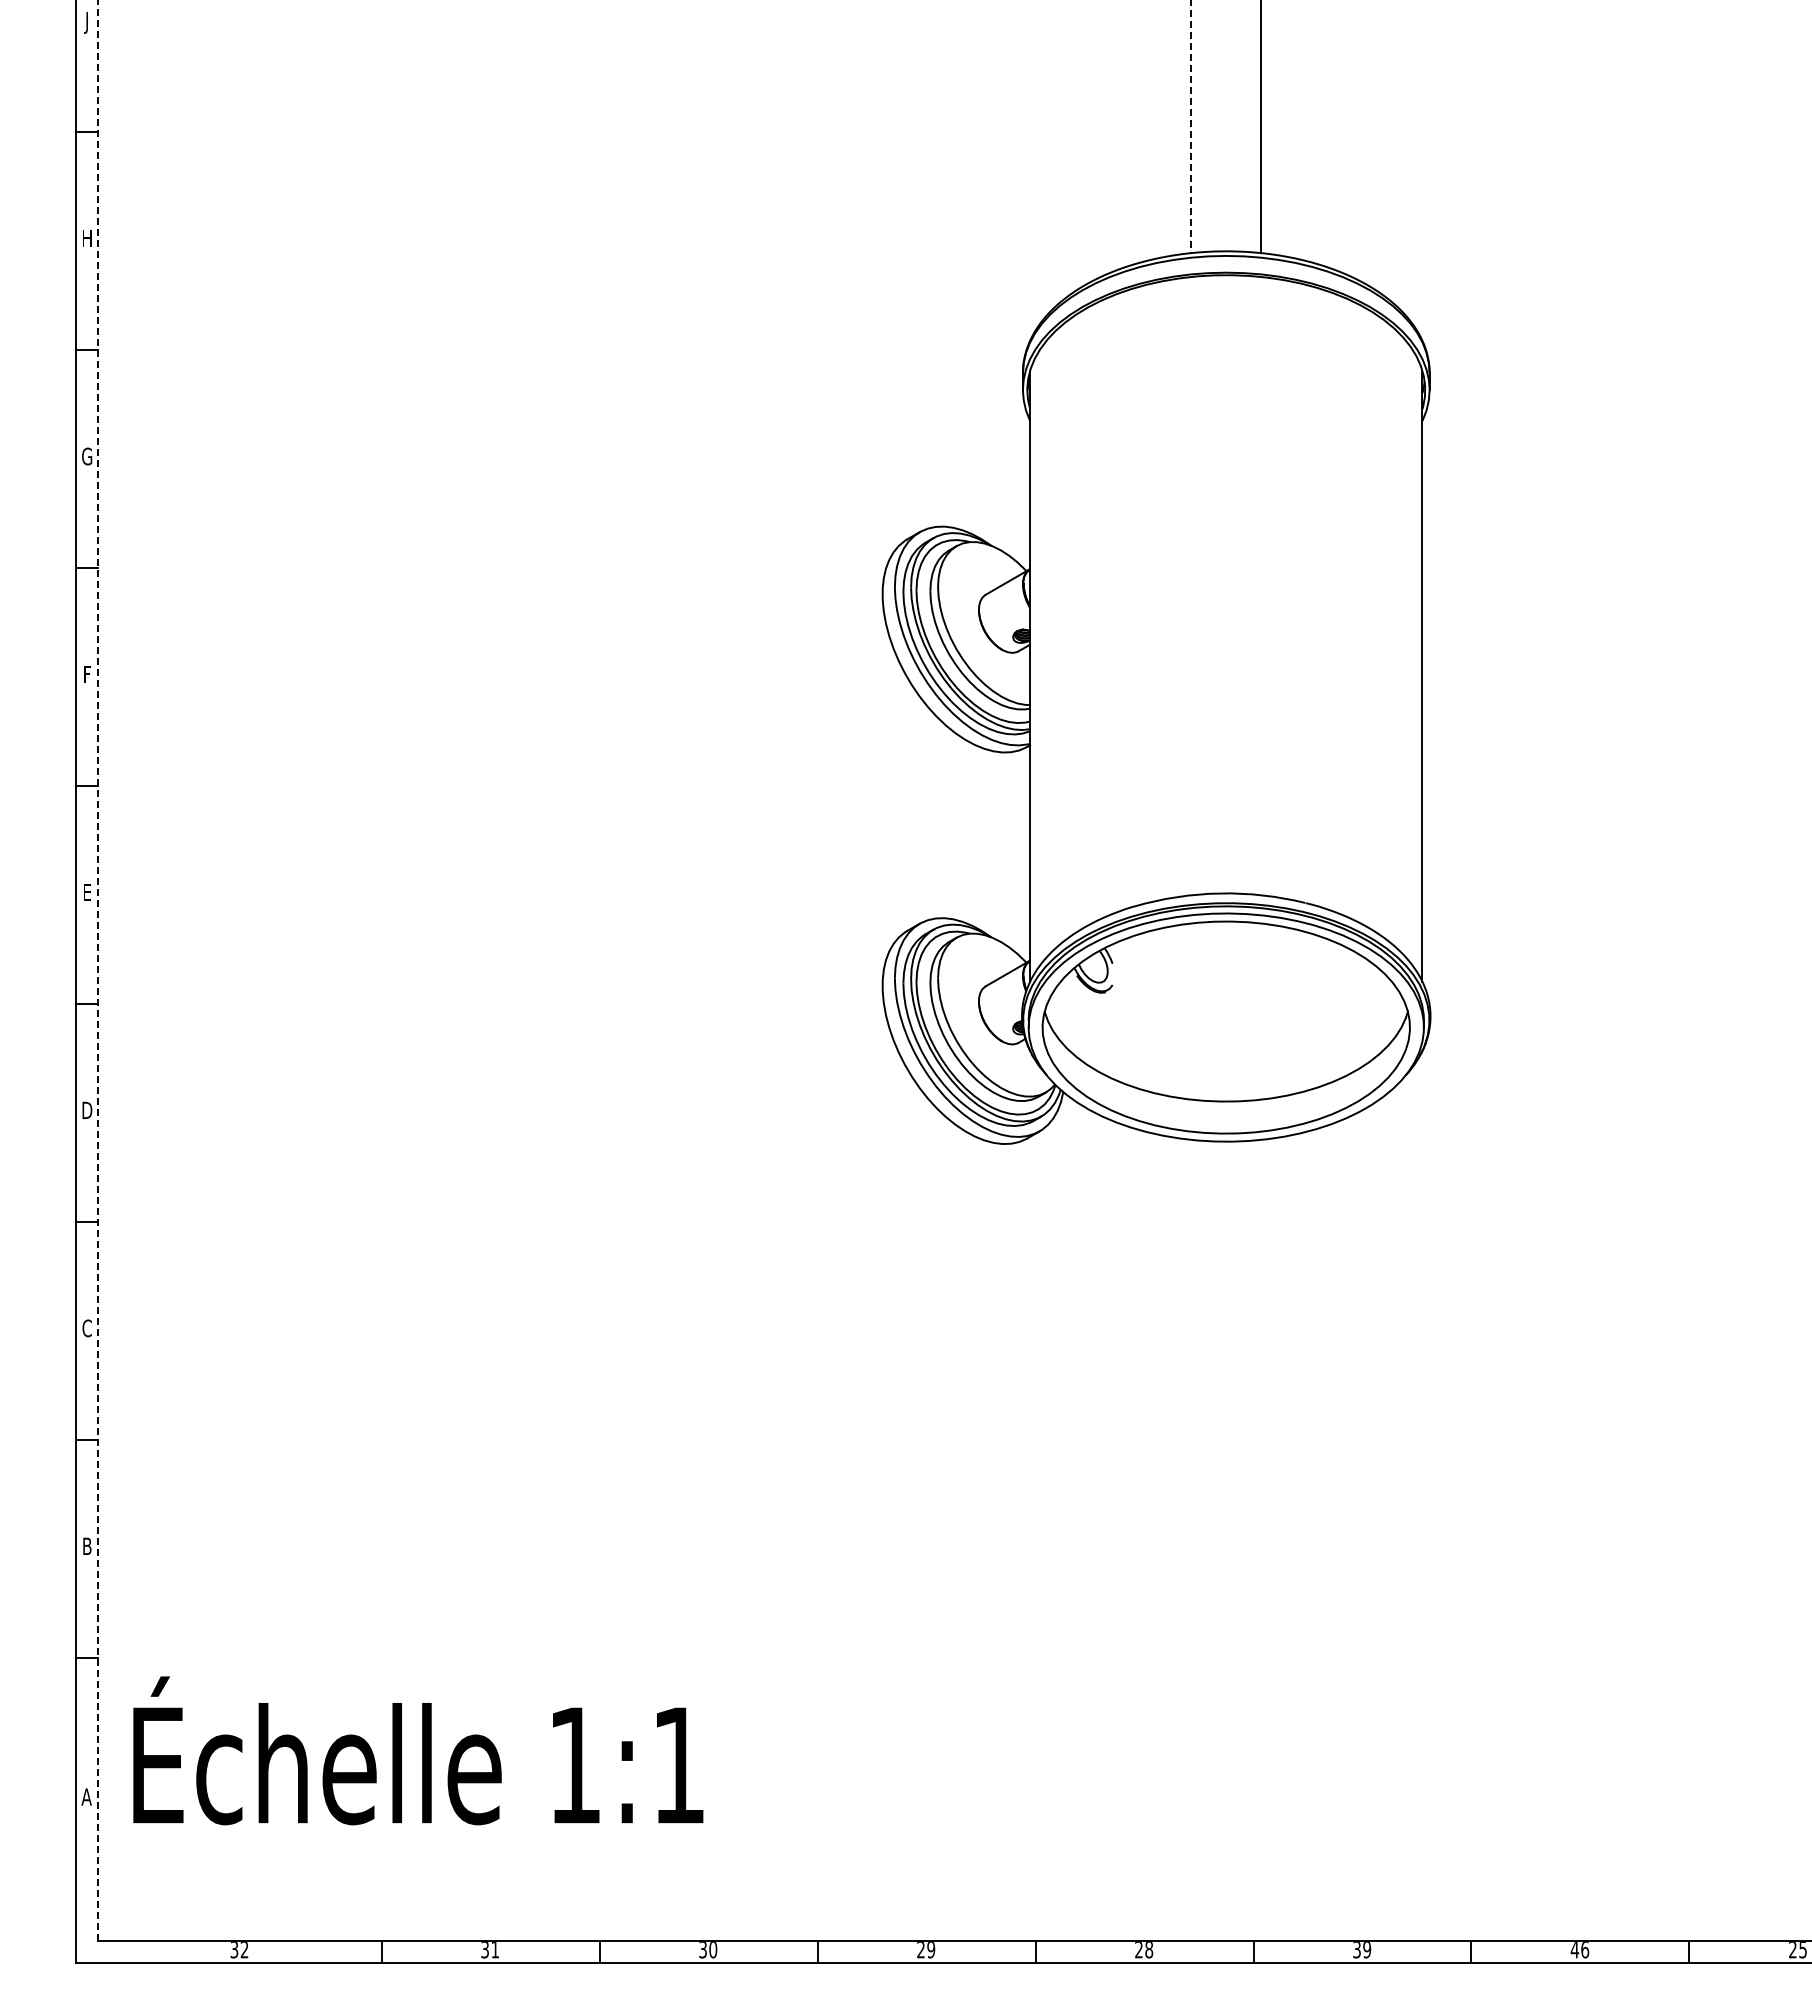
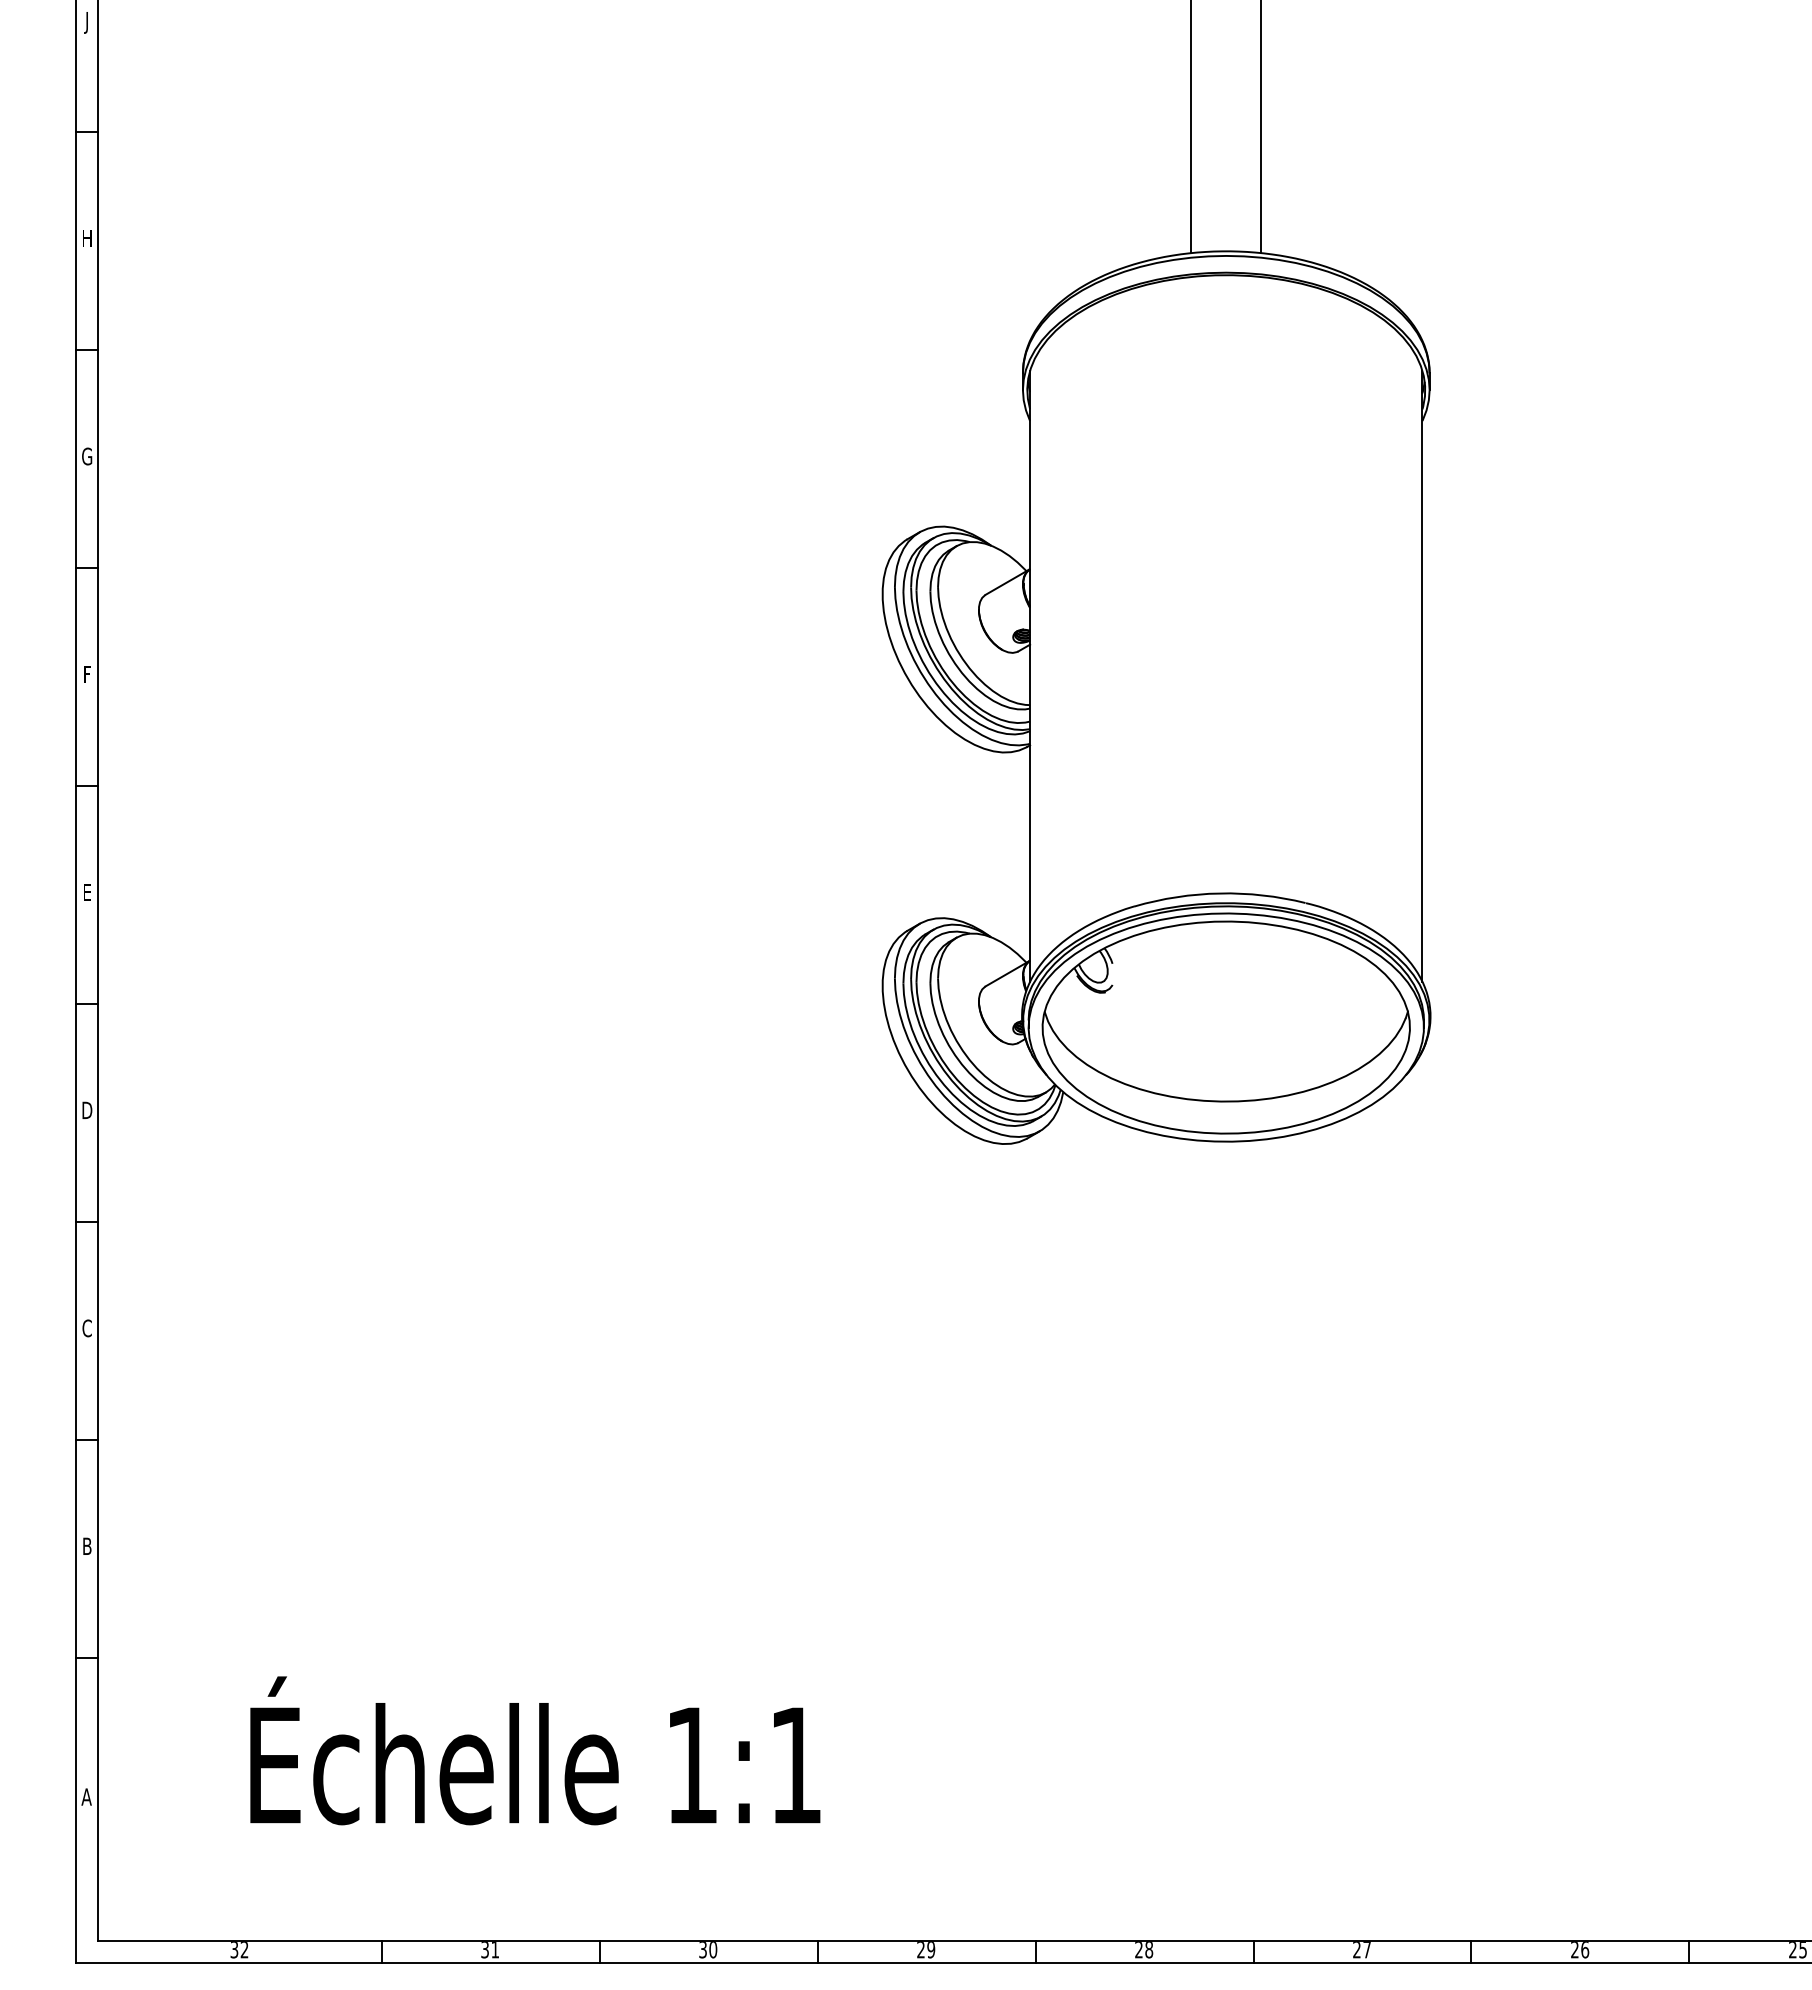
line: dashed -> solid (1191, 127)
line: dashed -> solid (98, 971)
text position: (418, 1750) -> (535, 1750) (535, 1750)
text: 39 -> 27 (1362, 1950)
text: 46 -> 26 (1574, 1950)
